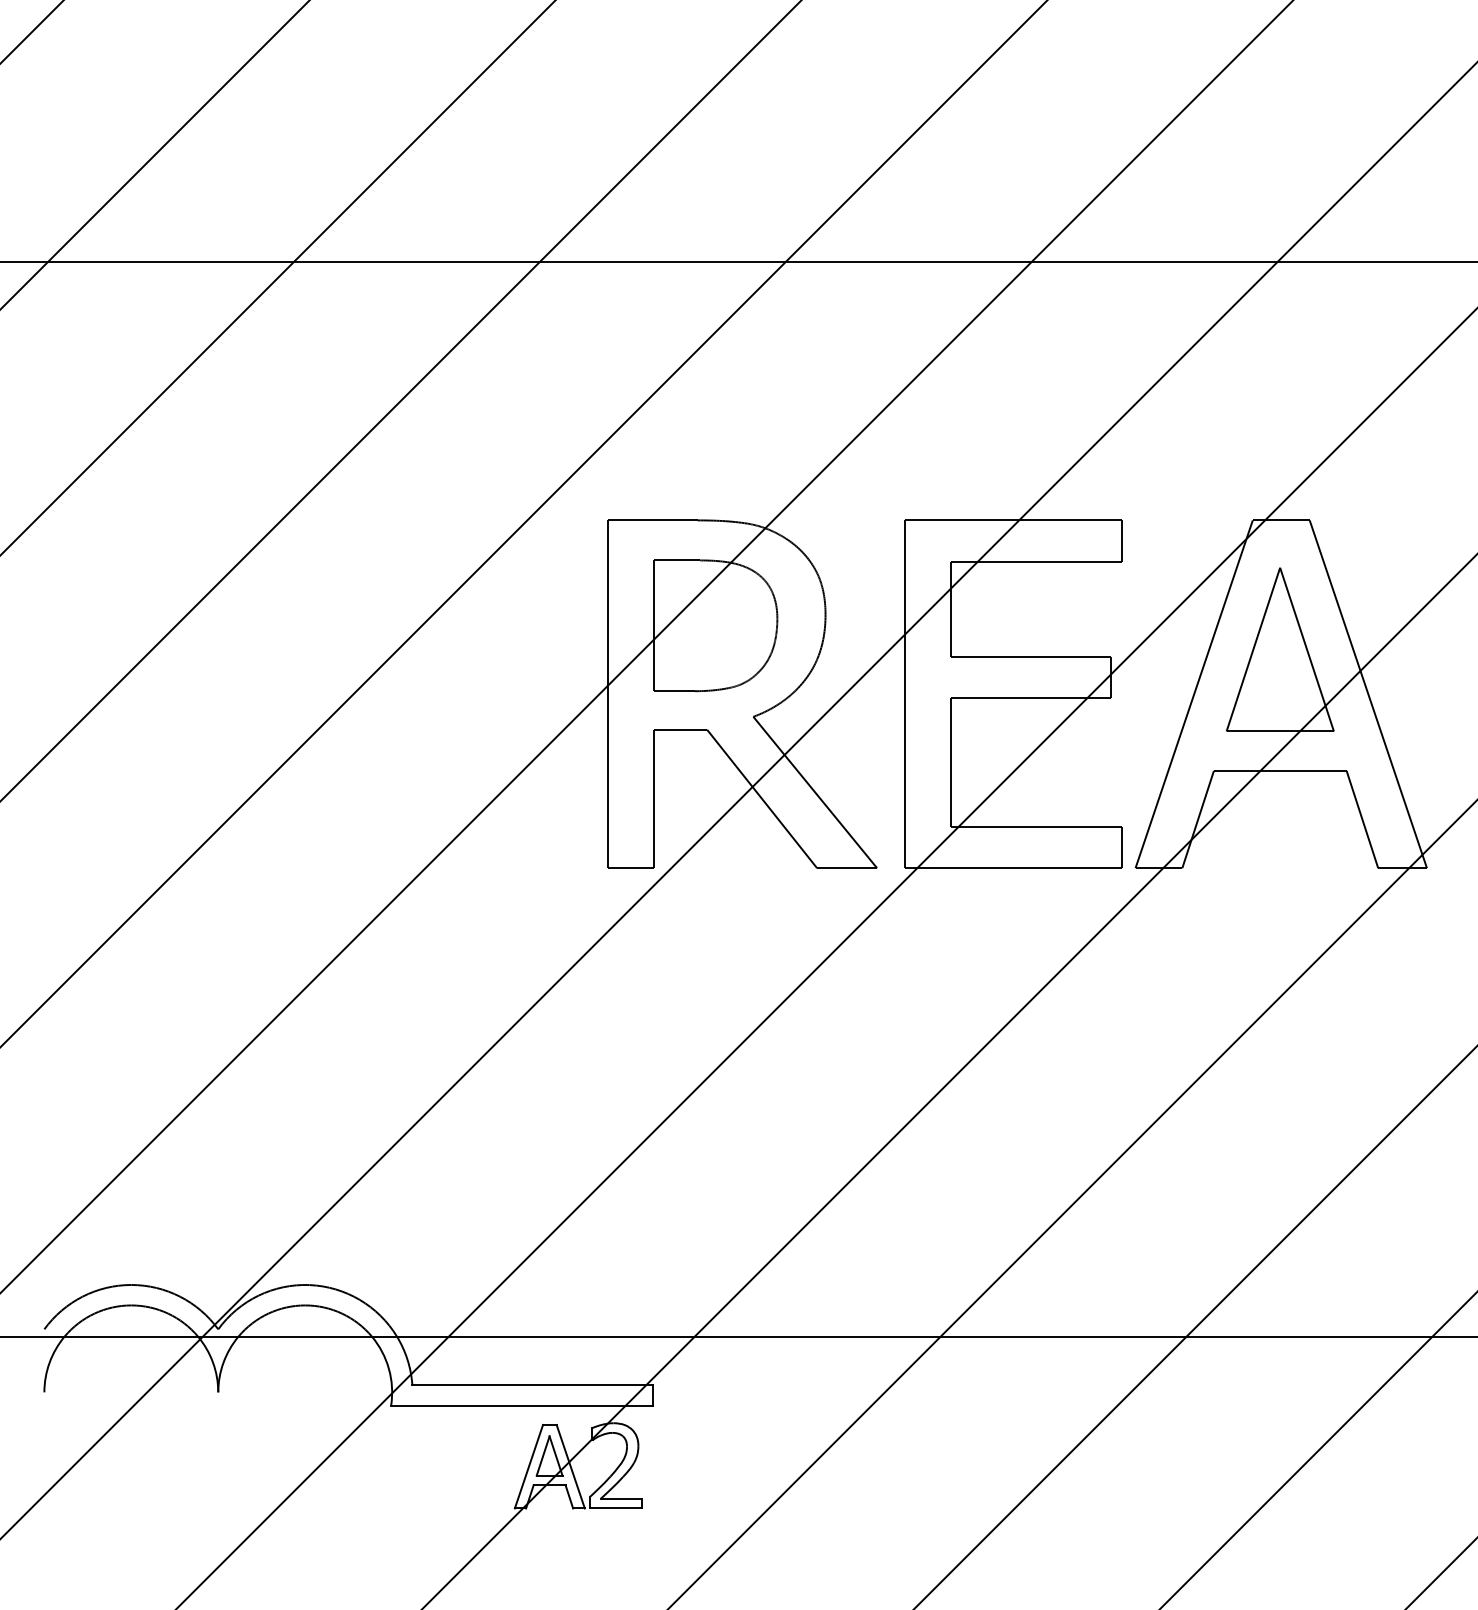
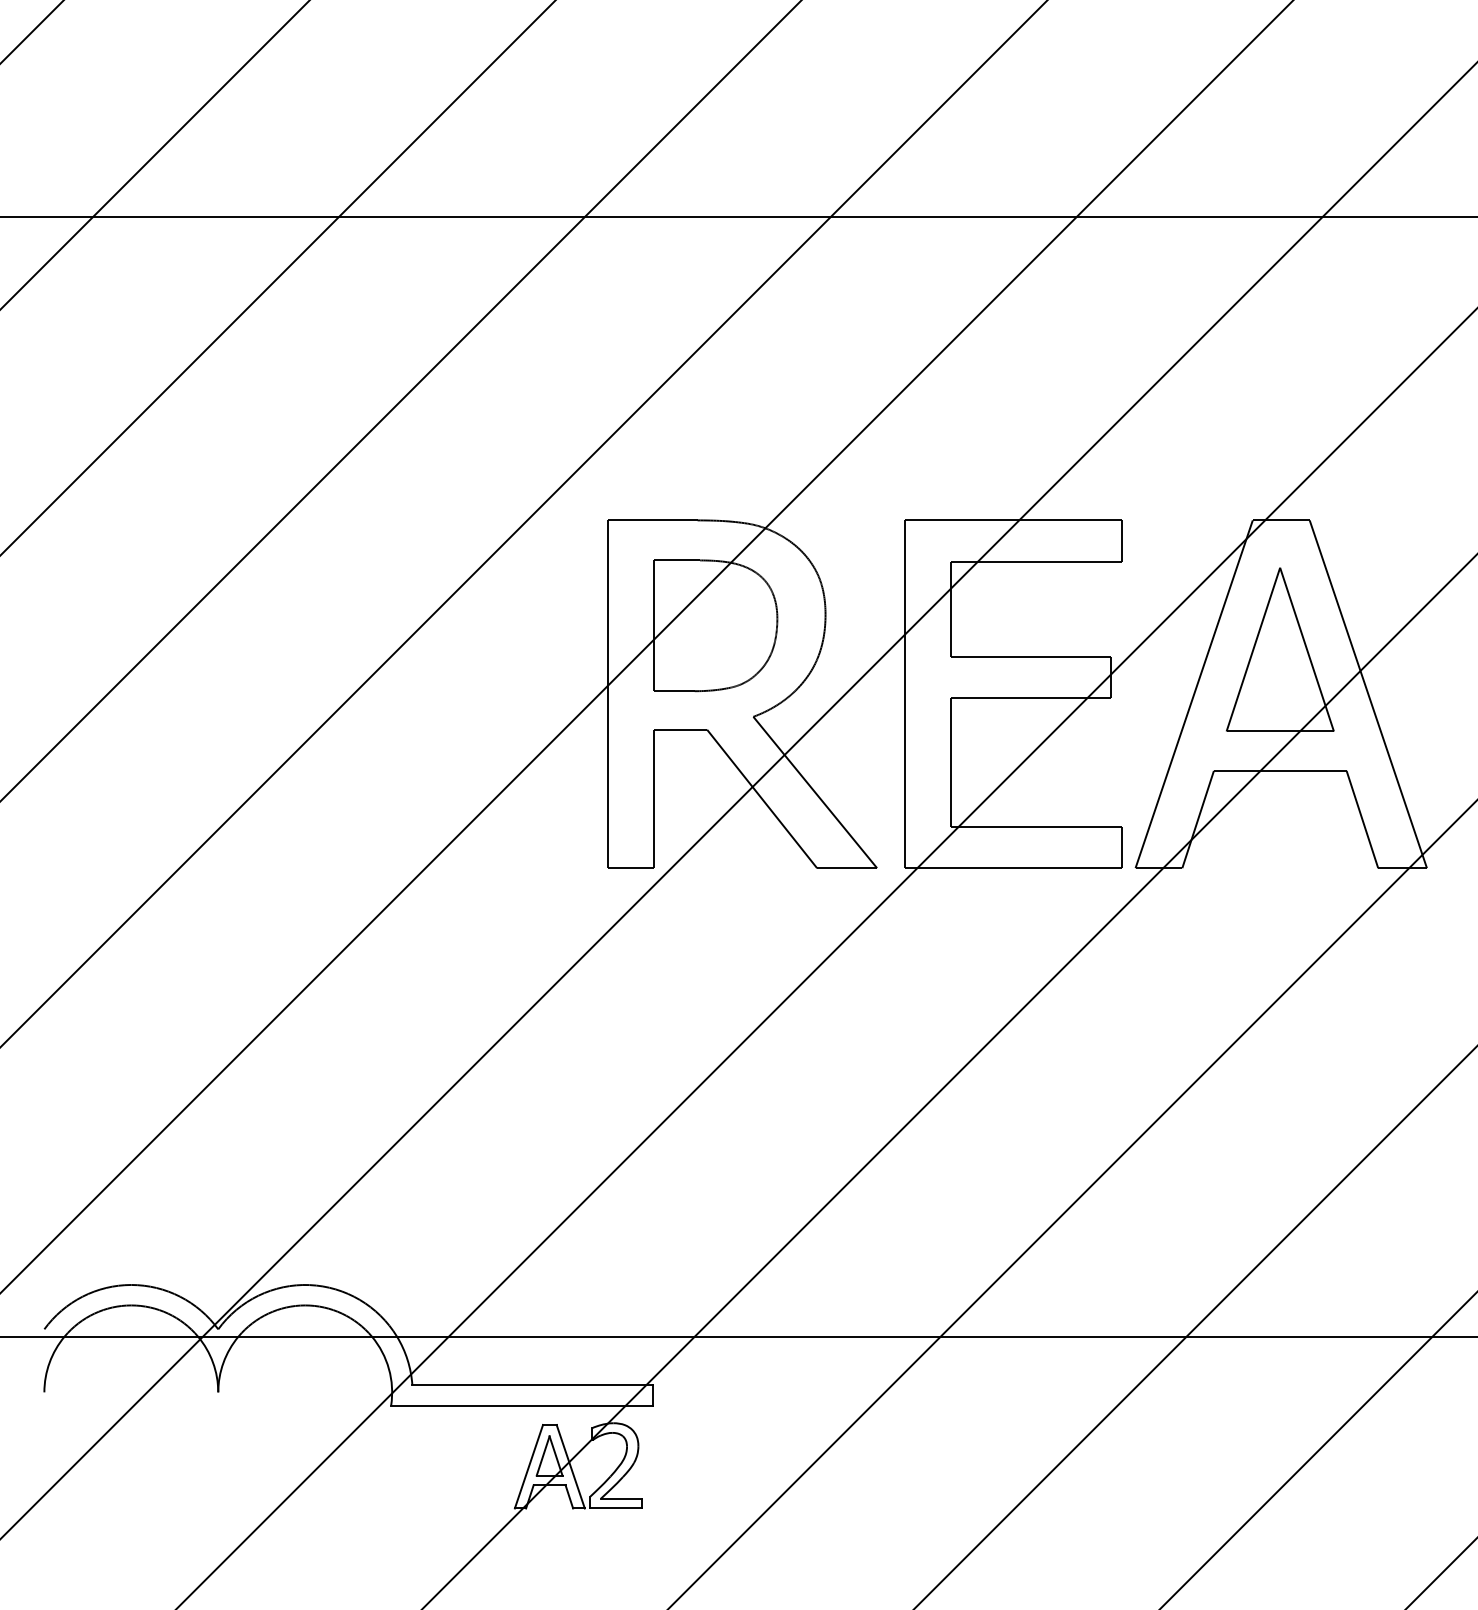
line position: (738, 262) -> (738, 217) (738, 217)
